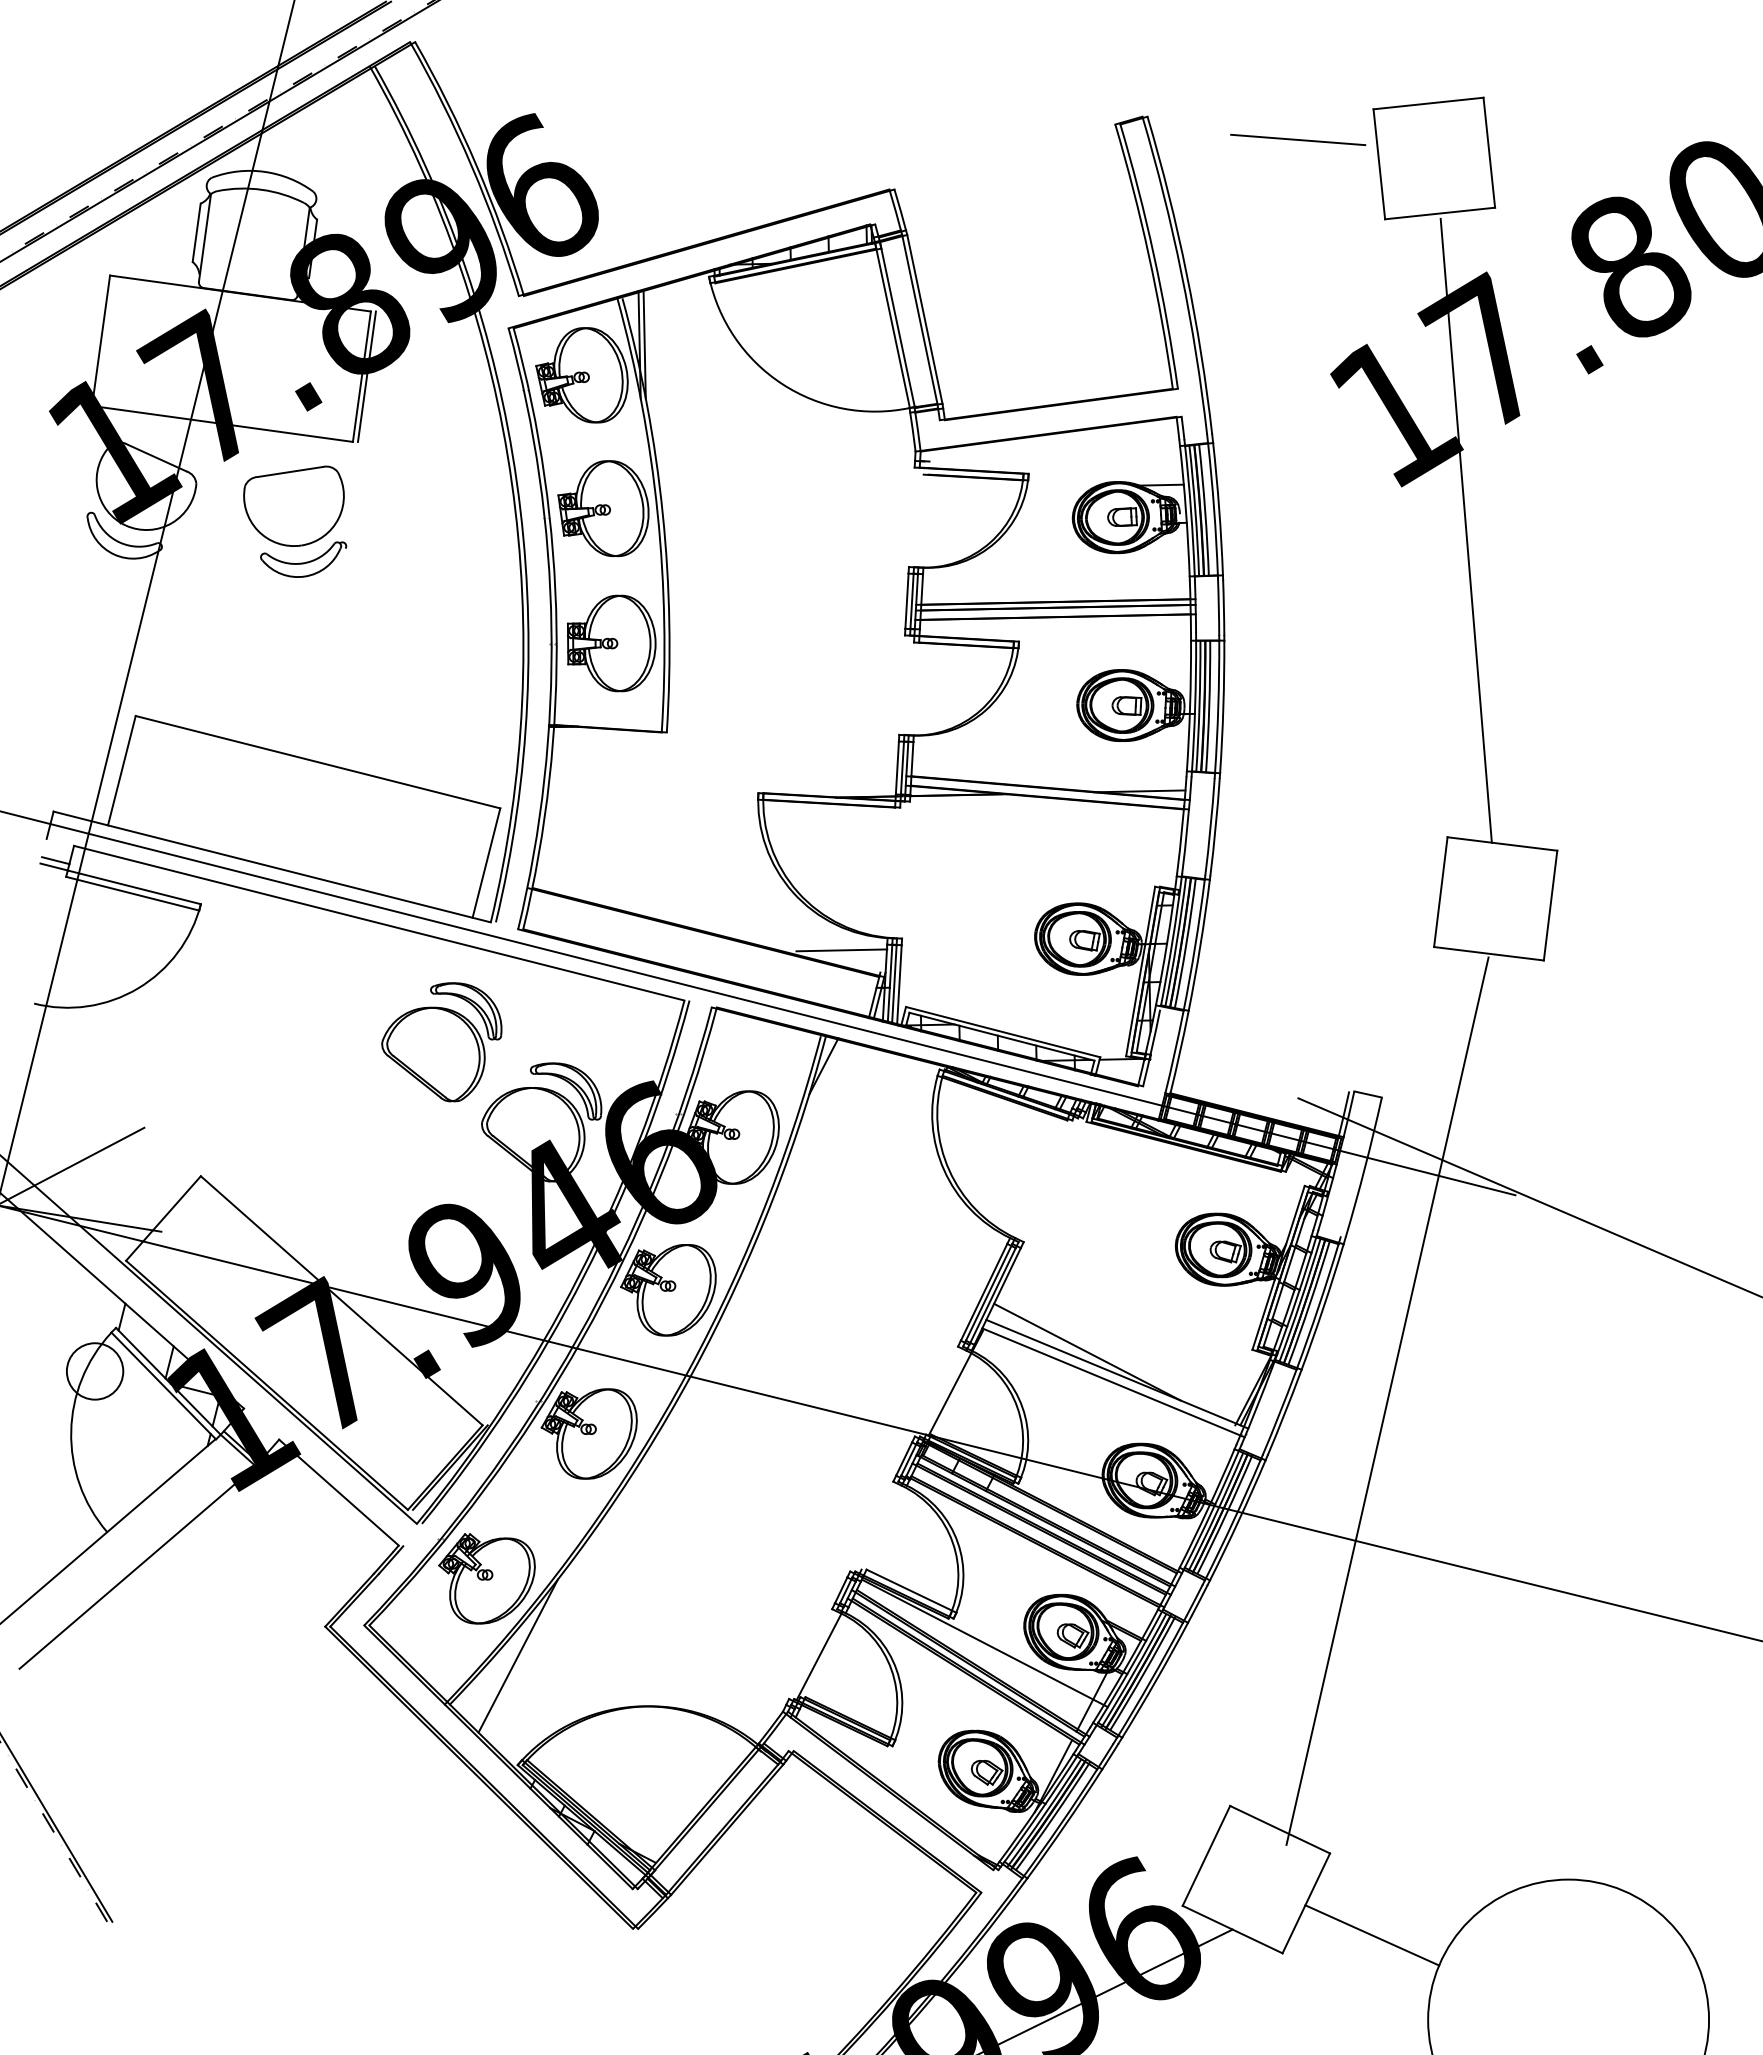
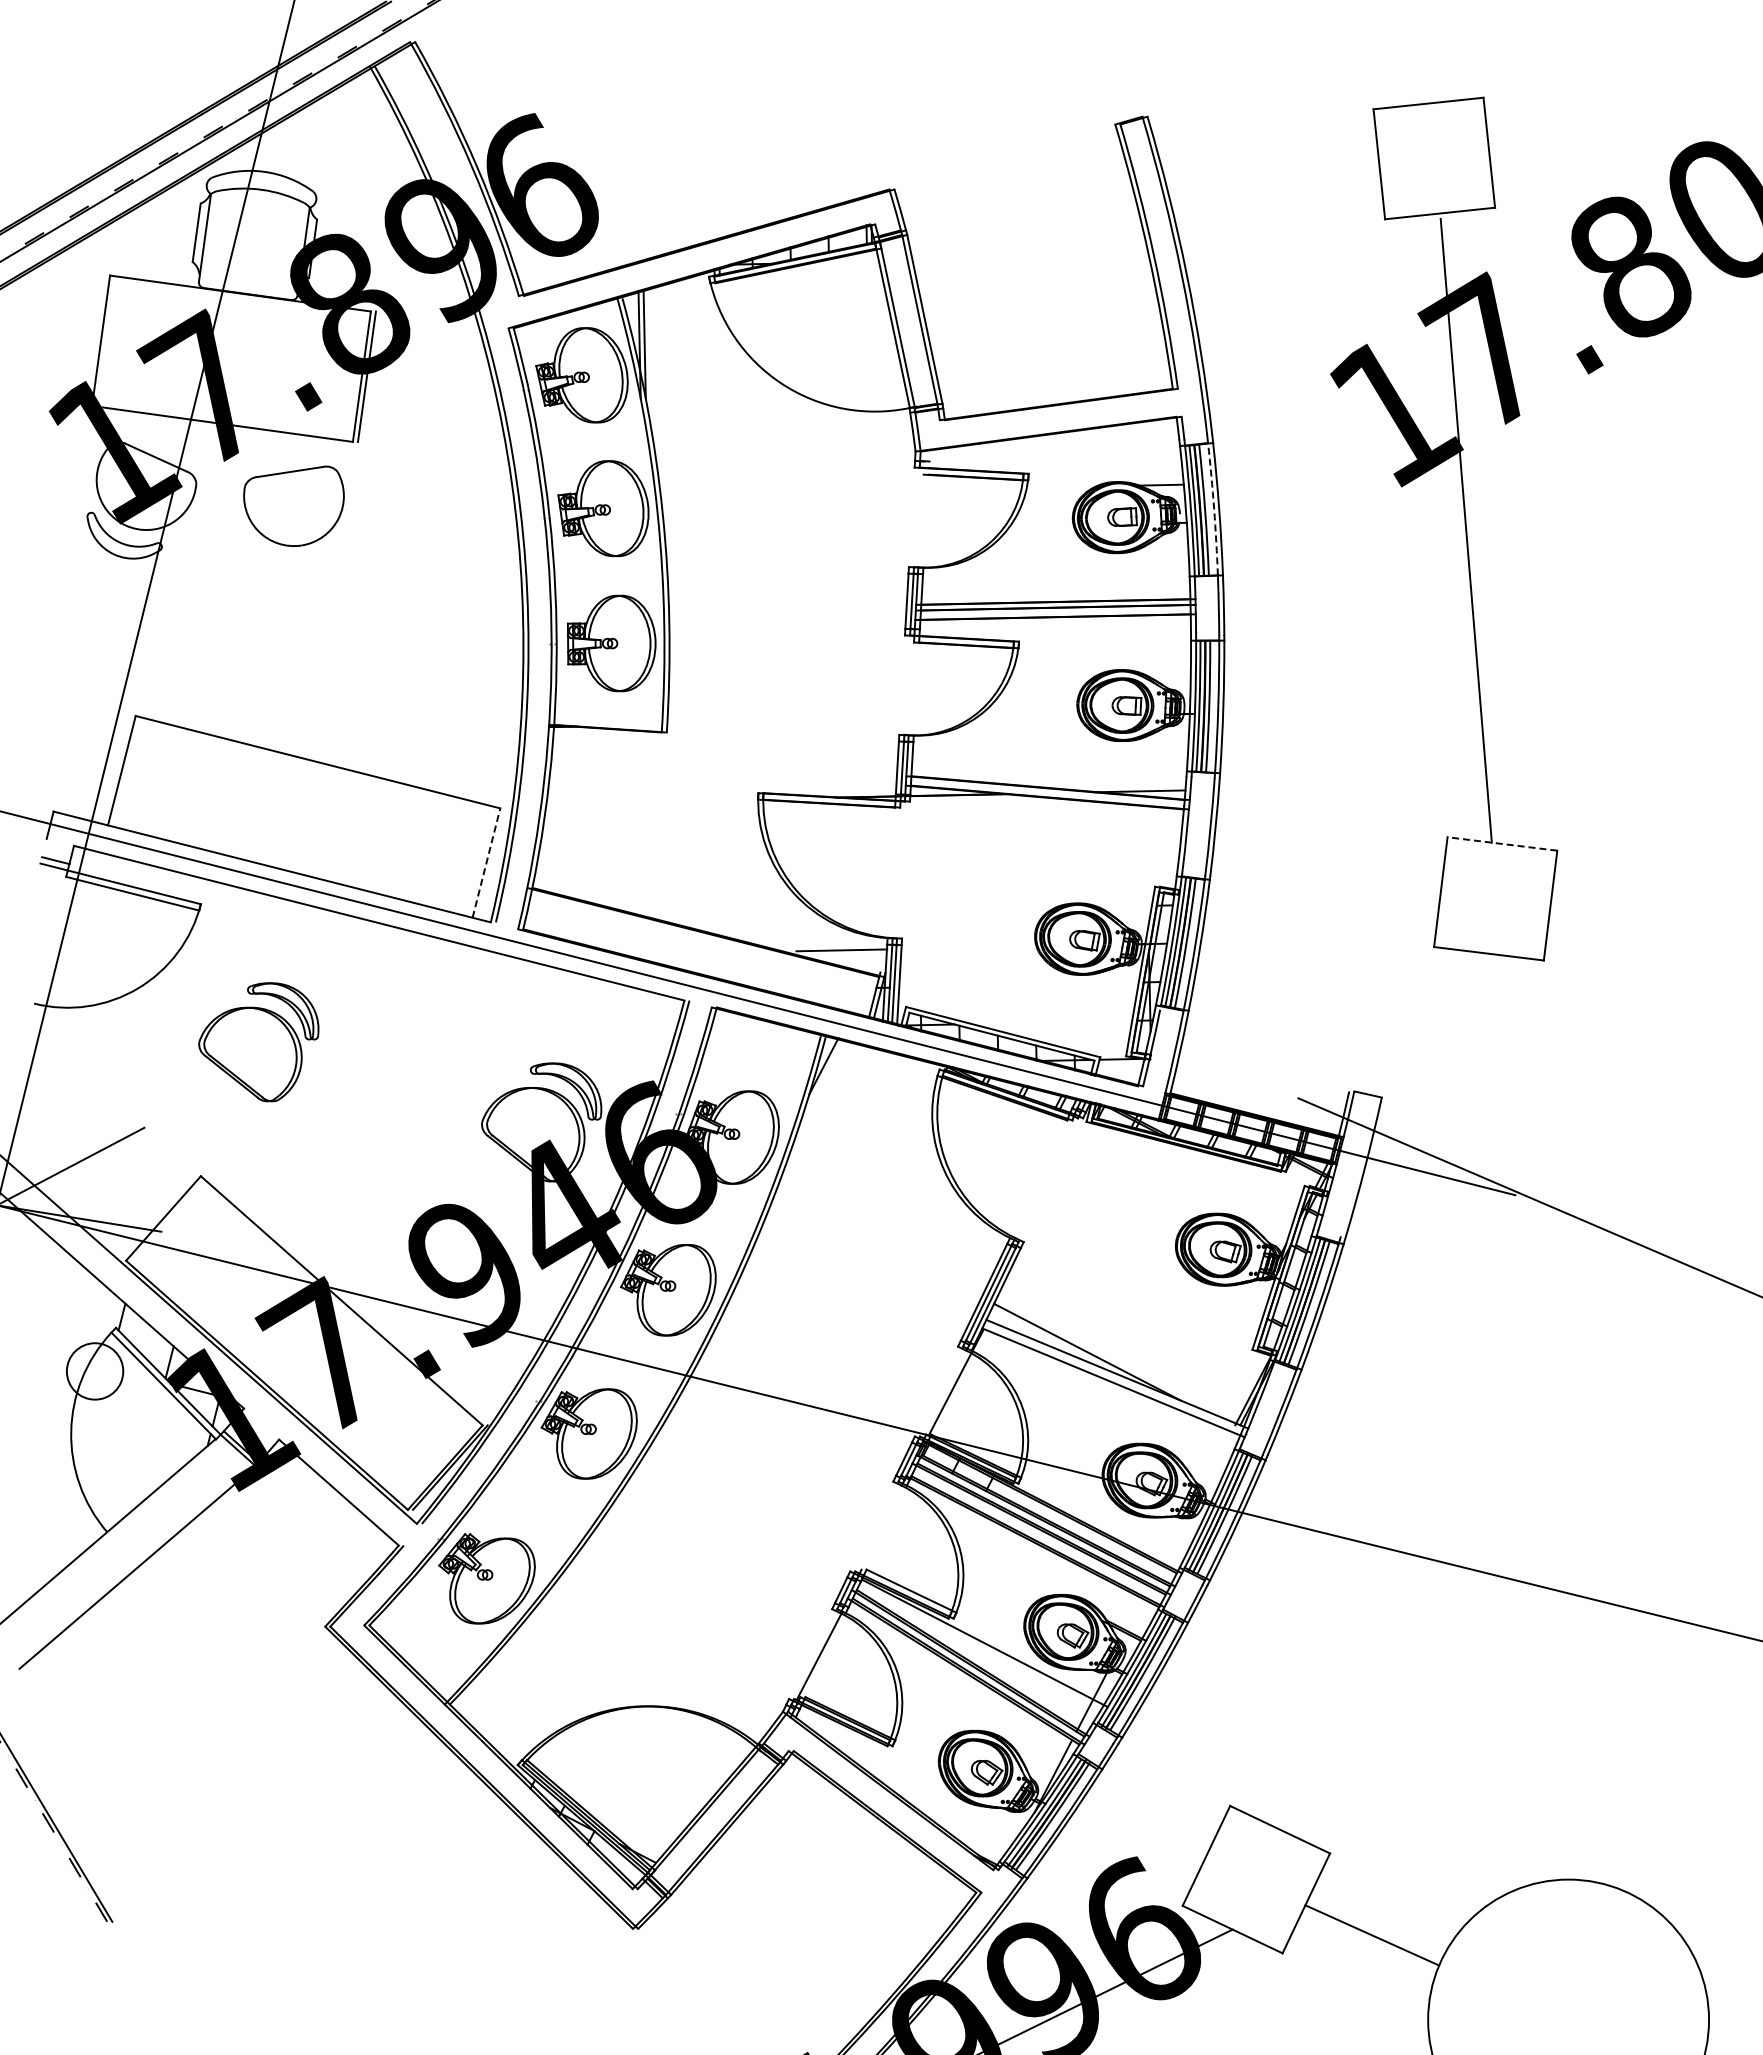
line: present -> none (1298, 139)
arc: solid -> dashed (1214, 509)
part: present -> none (303, 559)
line: solid -> dashed (1501, 843)
line: solid -> dashed (486, 862)
part position: (441, 1042) -> (258, 1042) (258, 1042)
line: present -> none (1387, 1400)
line: present -> none (517, 1655)
